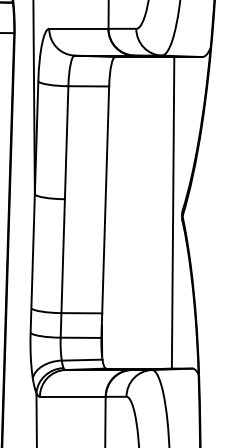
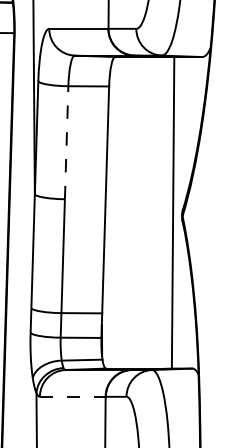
line: solid -> dashed (66, 142)
line: solid -> dashed (72, 396)
